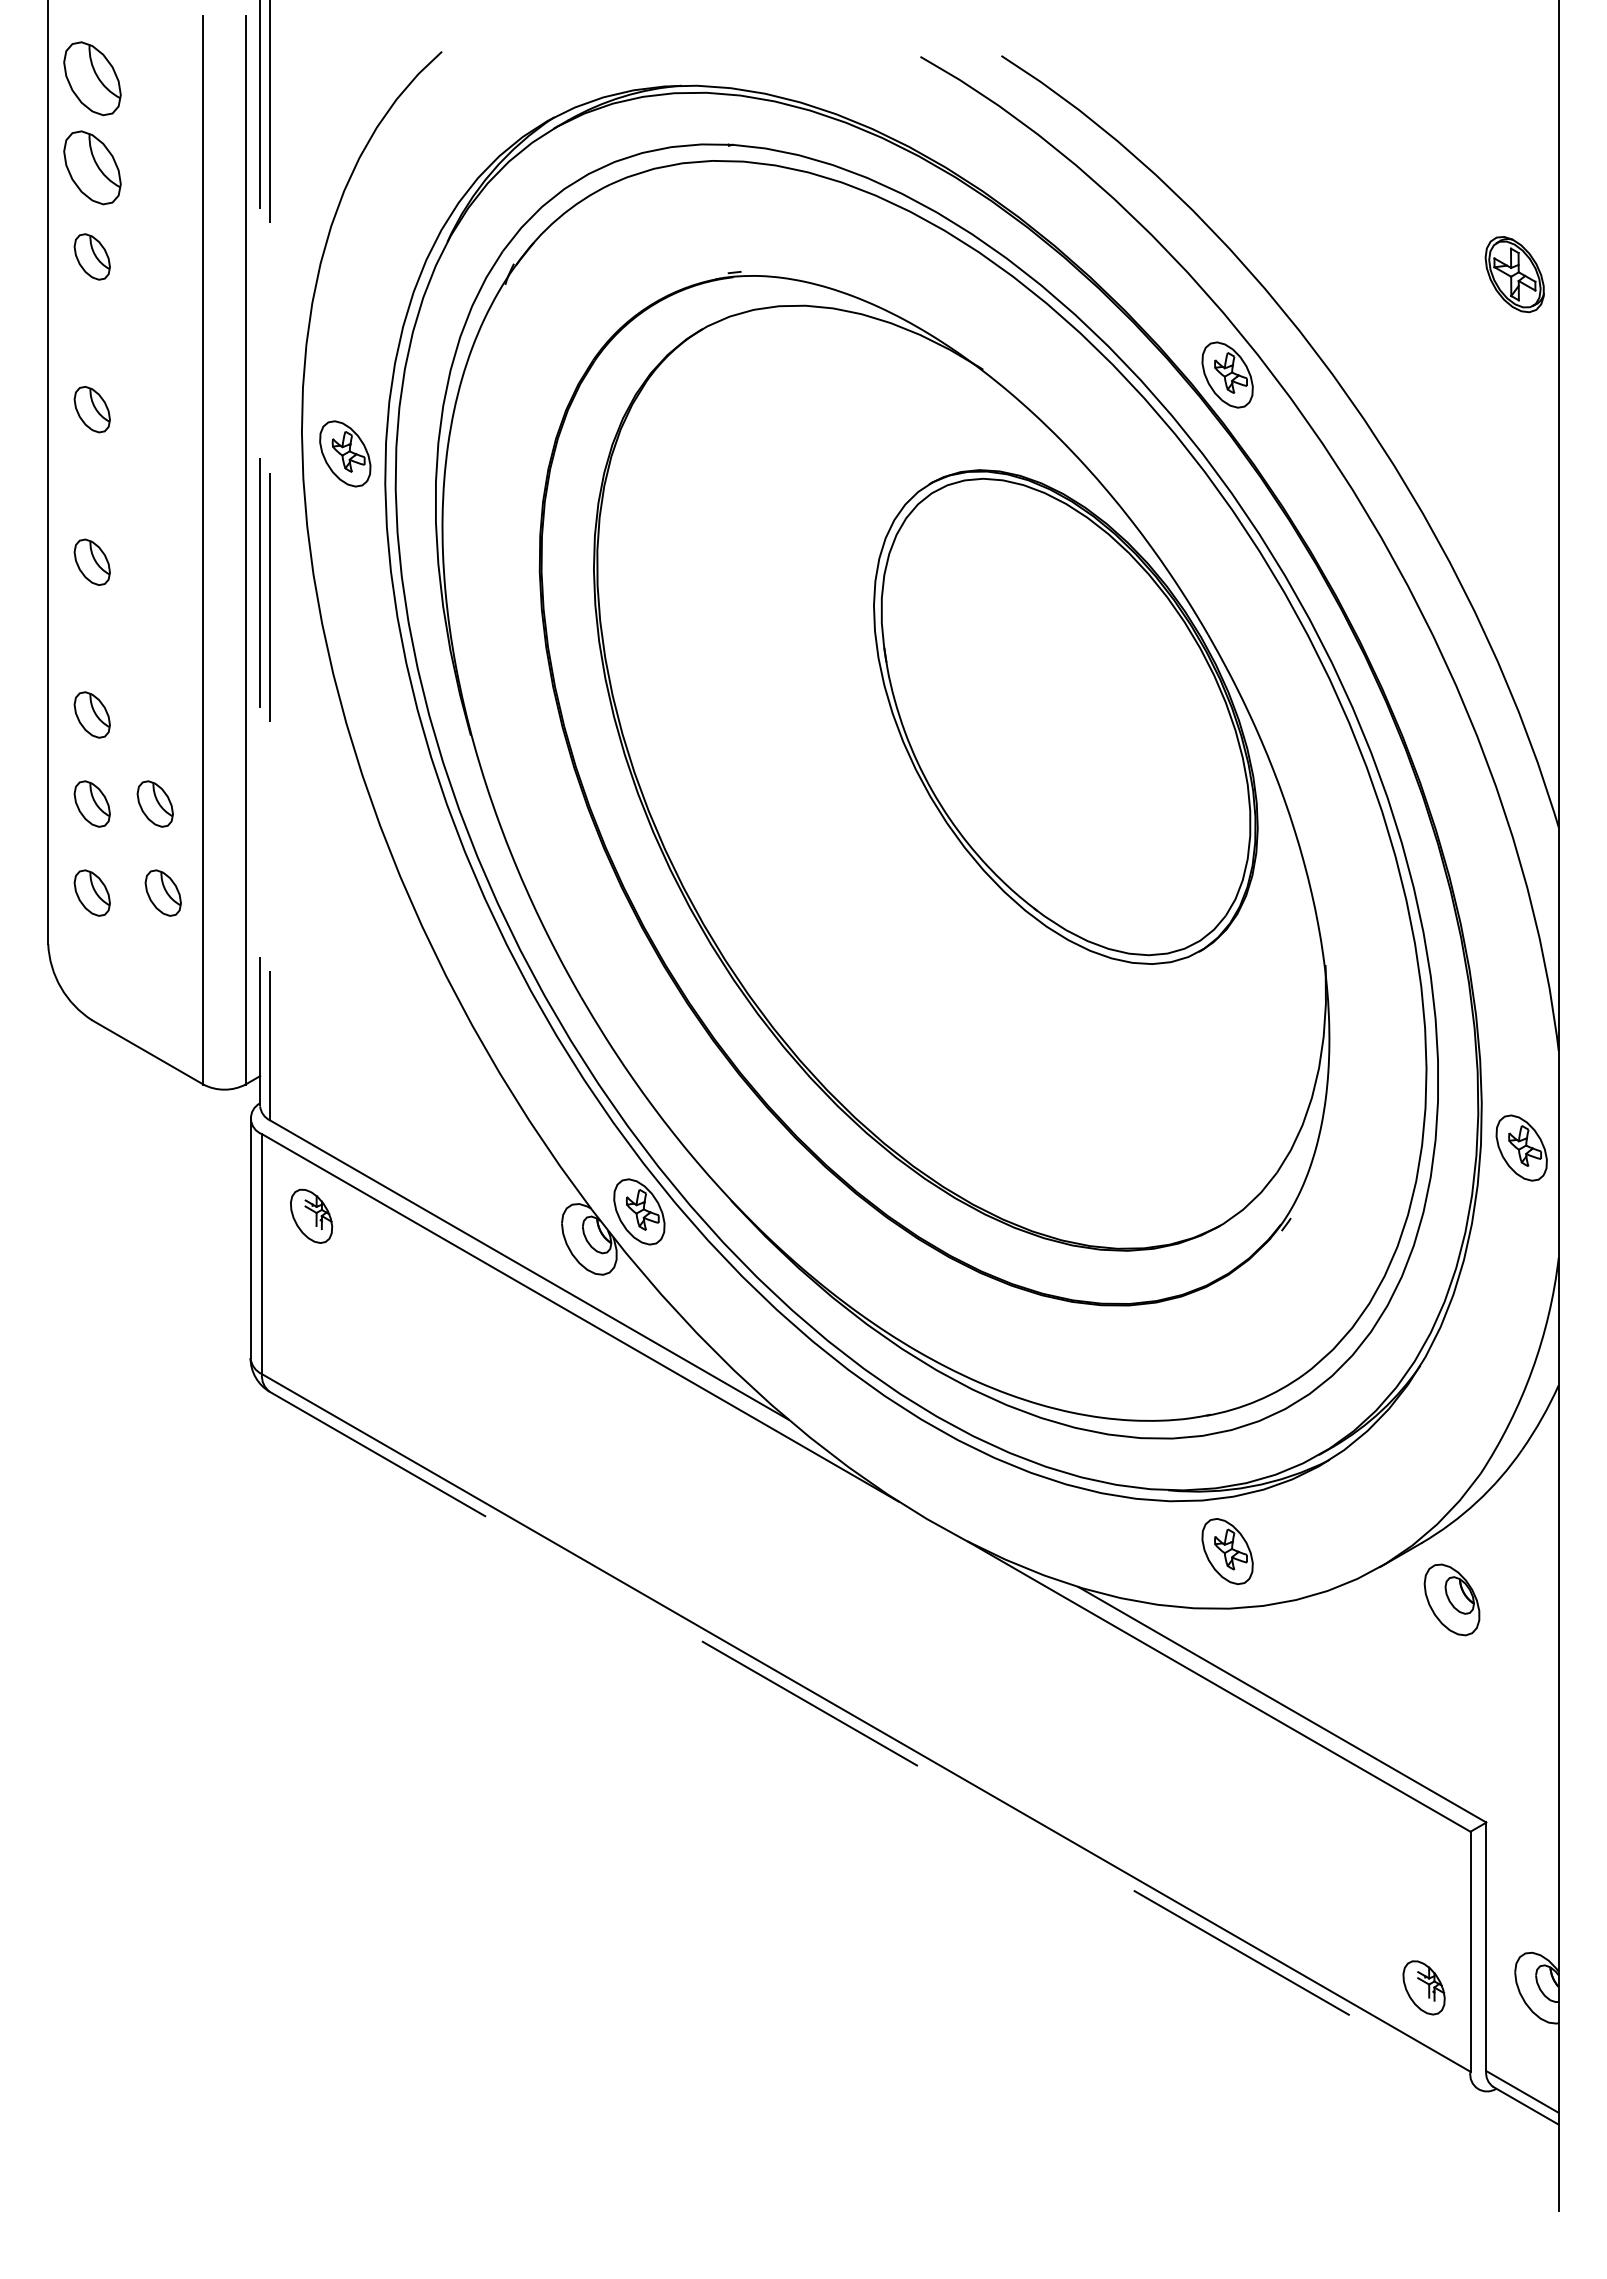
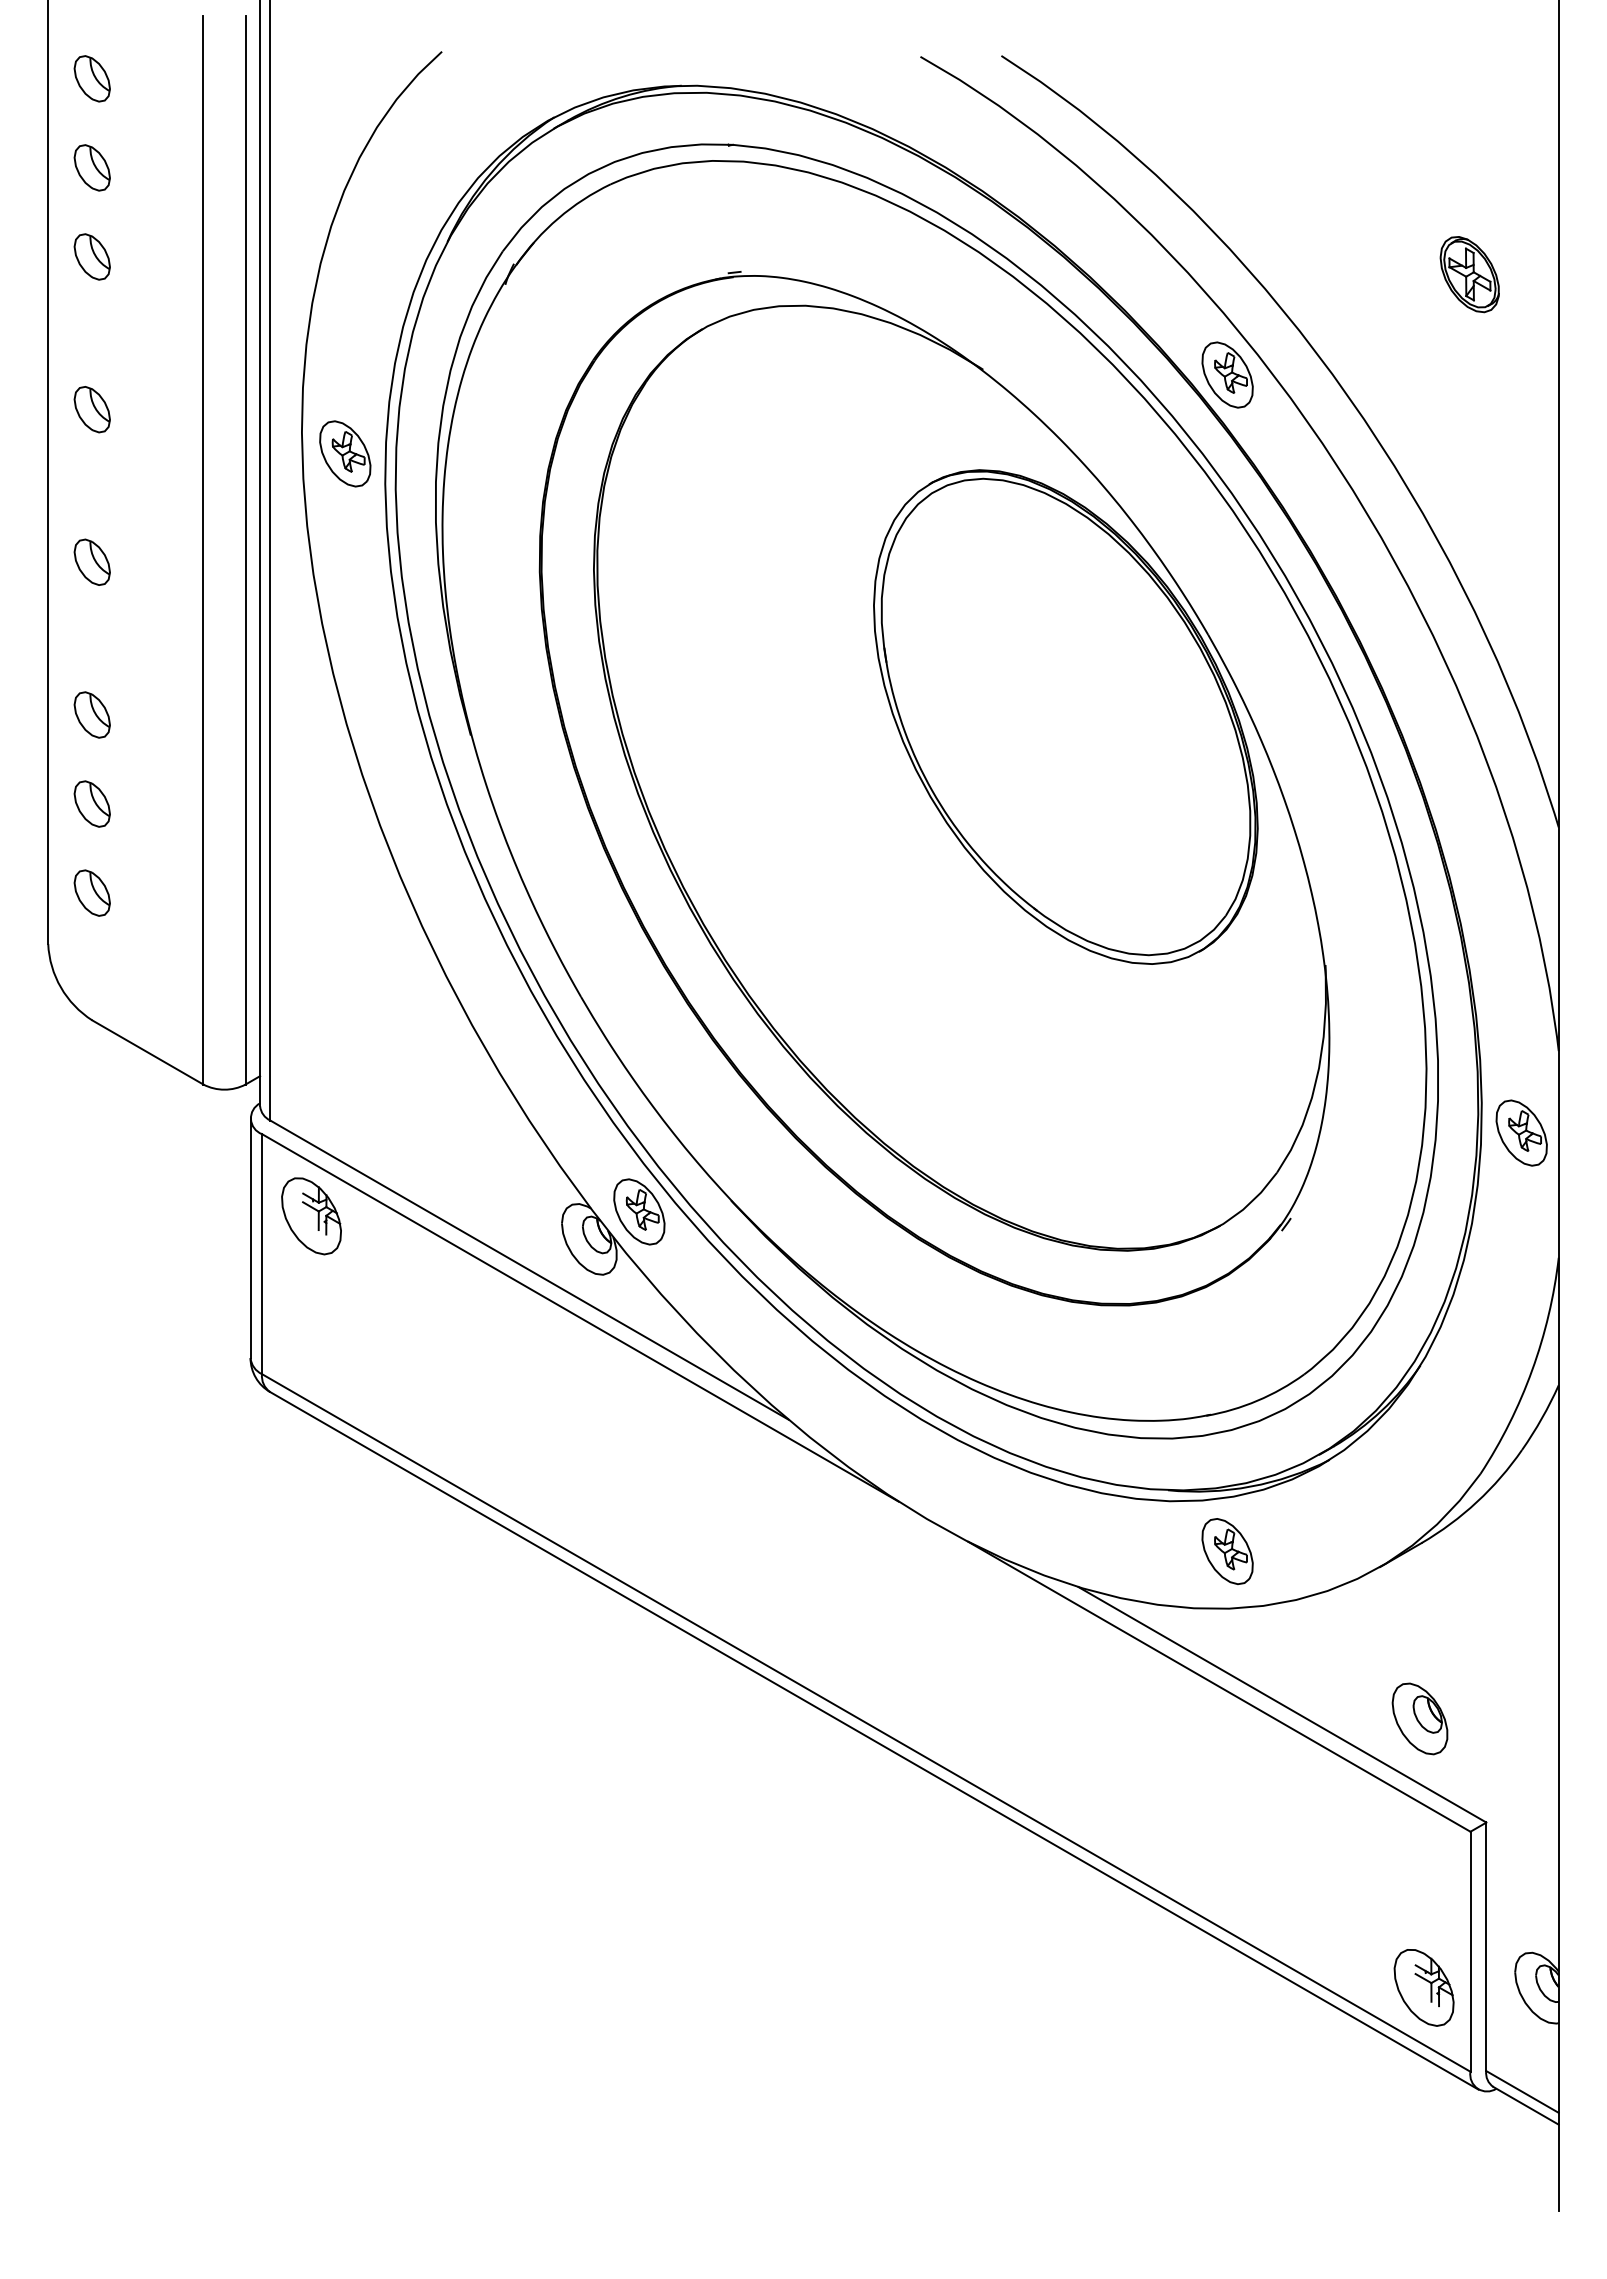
part size: 59x76 px -> 38x48 px (91, 78)
part size: 59x76 px -> 38x48 px (91, 167)
part position: (1514, 274) -> (1469, 274) (1469, 274)
line: dashed -> solid (260, 553)
line: dashed -> solid (270, 560)
part: present -> none (154, 803)
part: present -> none (162, 892)
part position: (1521, 1147) -> (1521, 1132) (1521, 1132)
part size: 44x56 px -> 61x79 px (311, 1216)
part position: (1451, 1599) -> (1419, 1718) (1419, 1718)
line: dashed -> solid (874, 1740)
part size: 44x56 px -> 62x78 px (1423, 1987)
